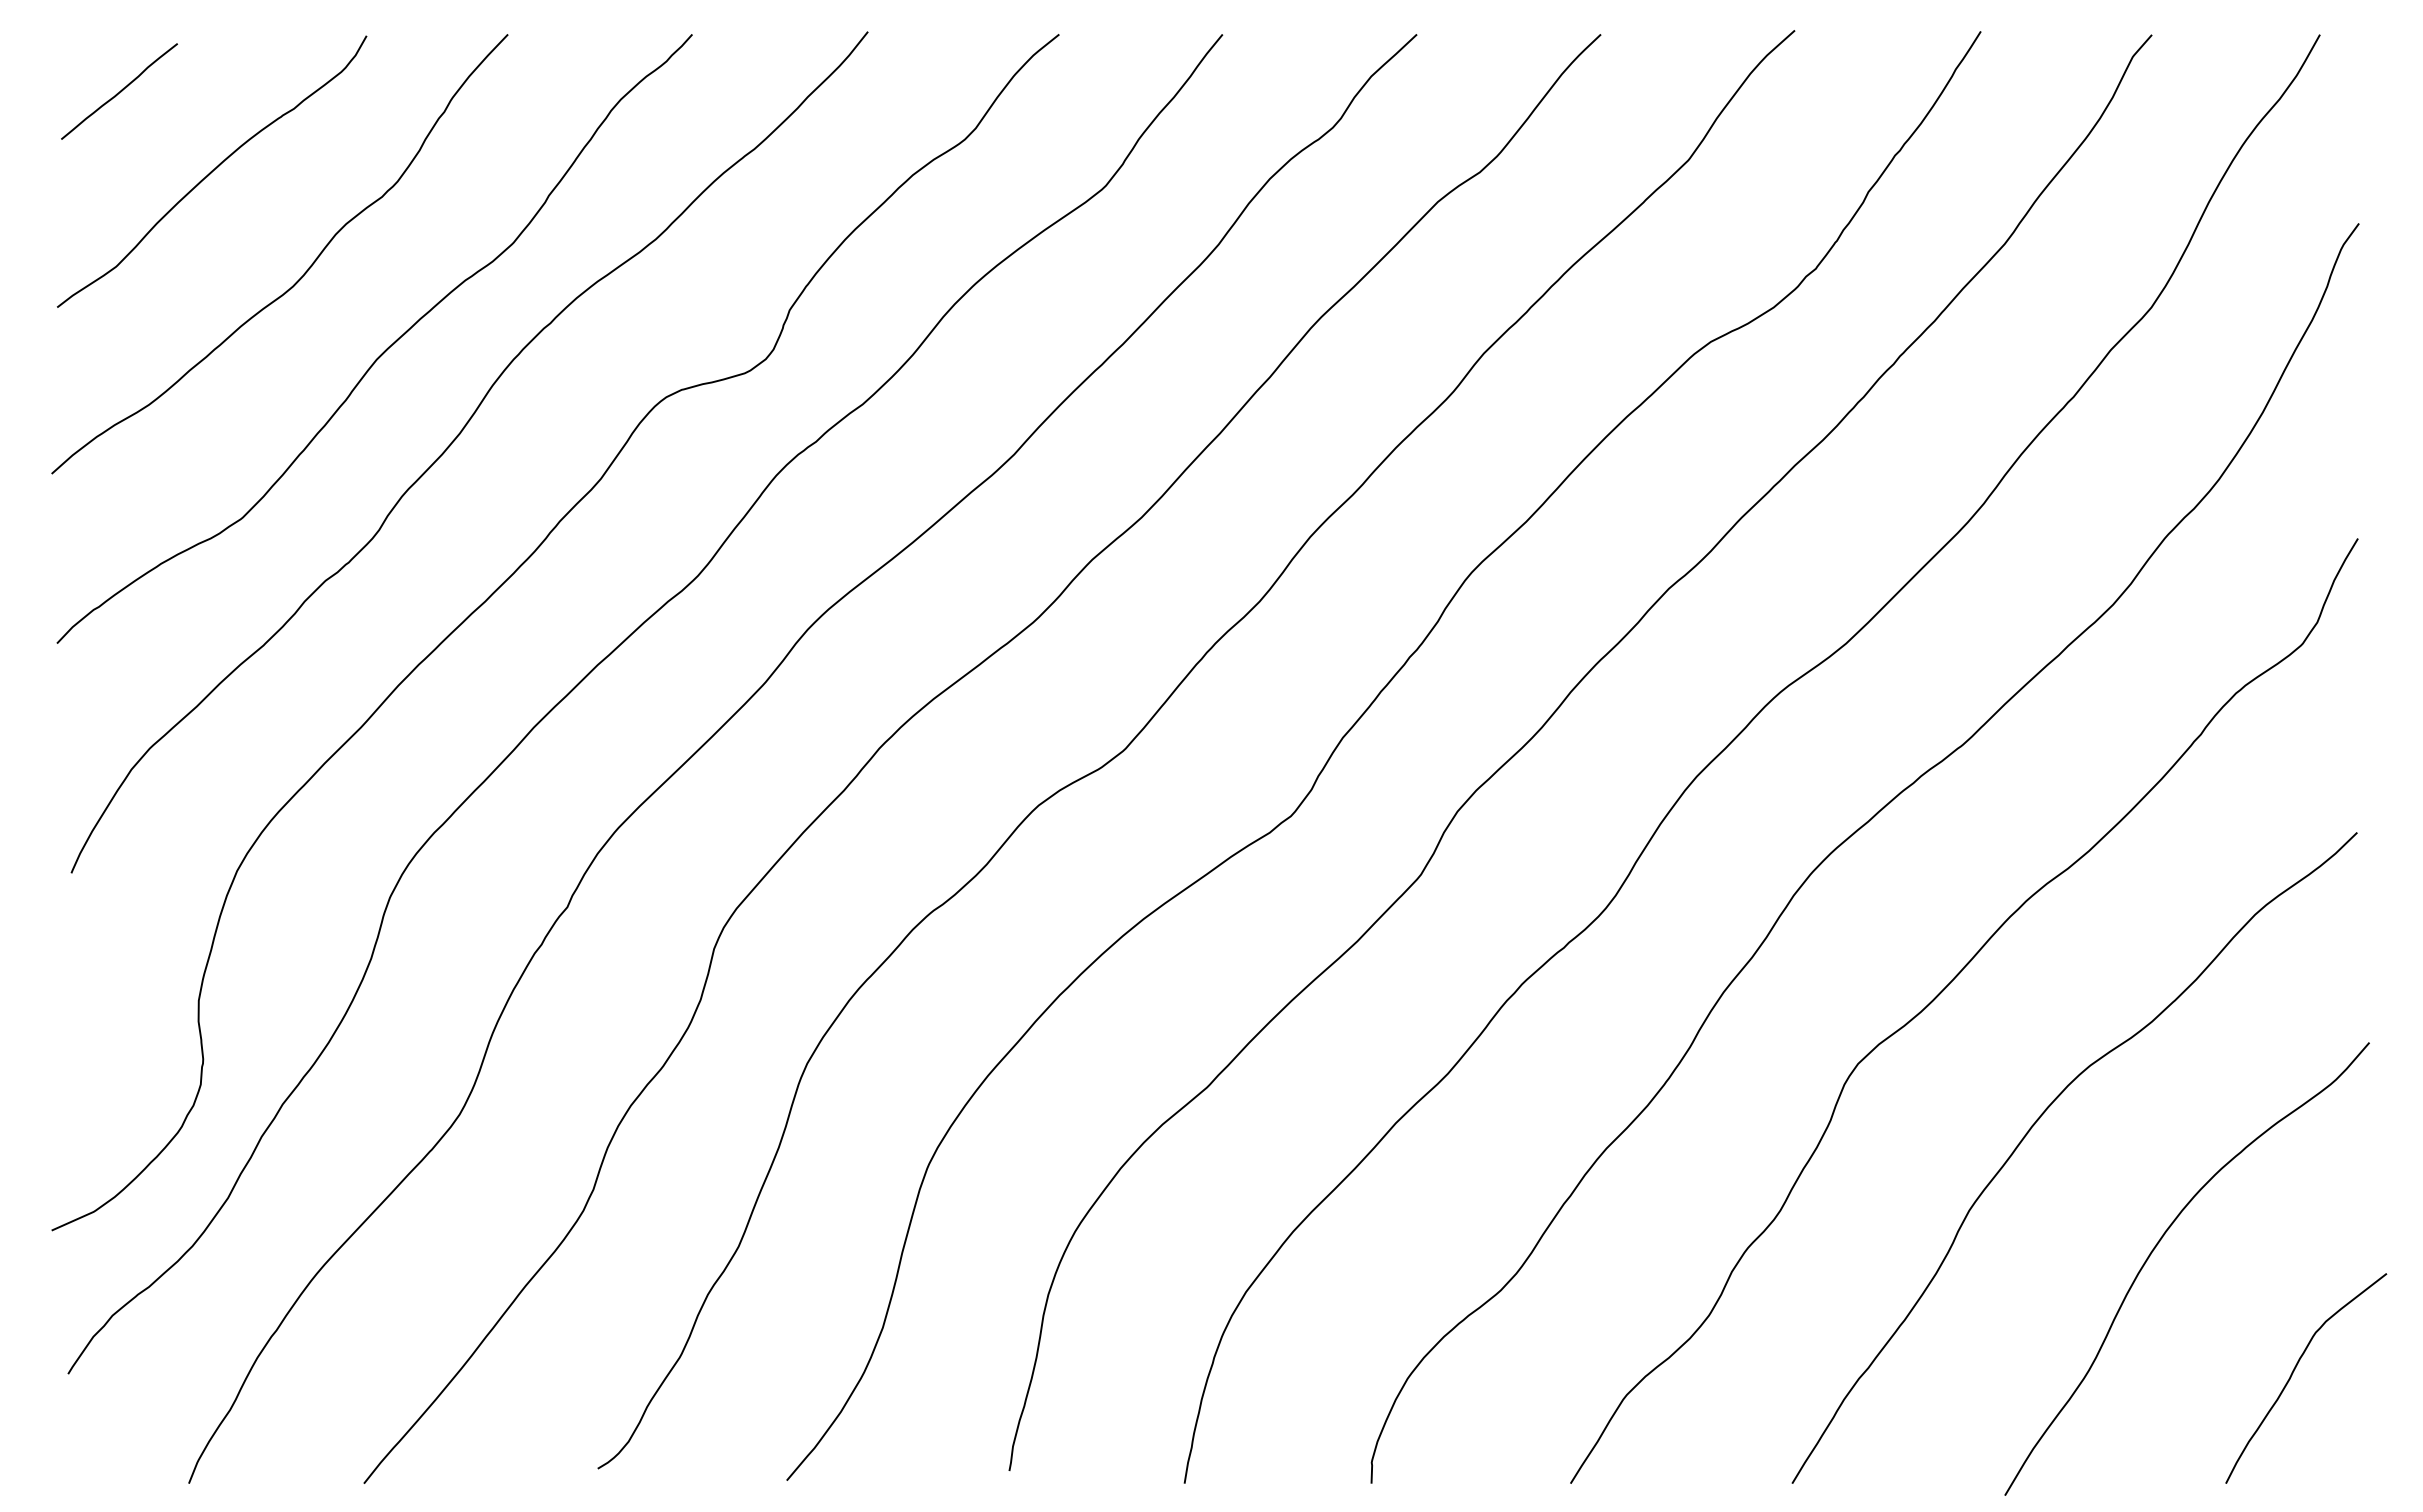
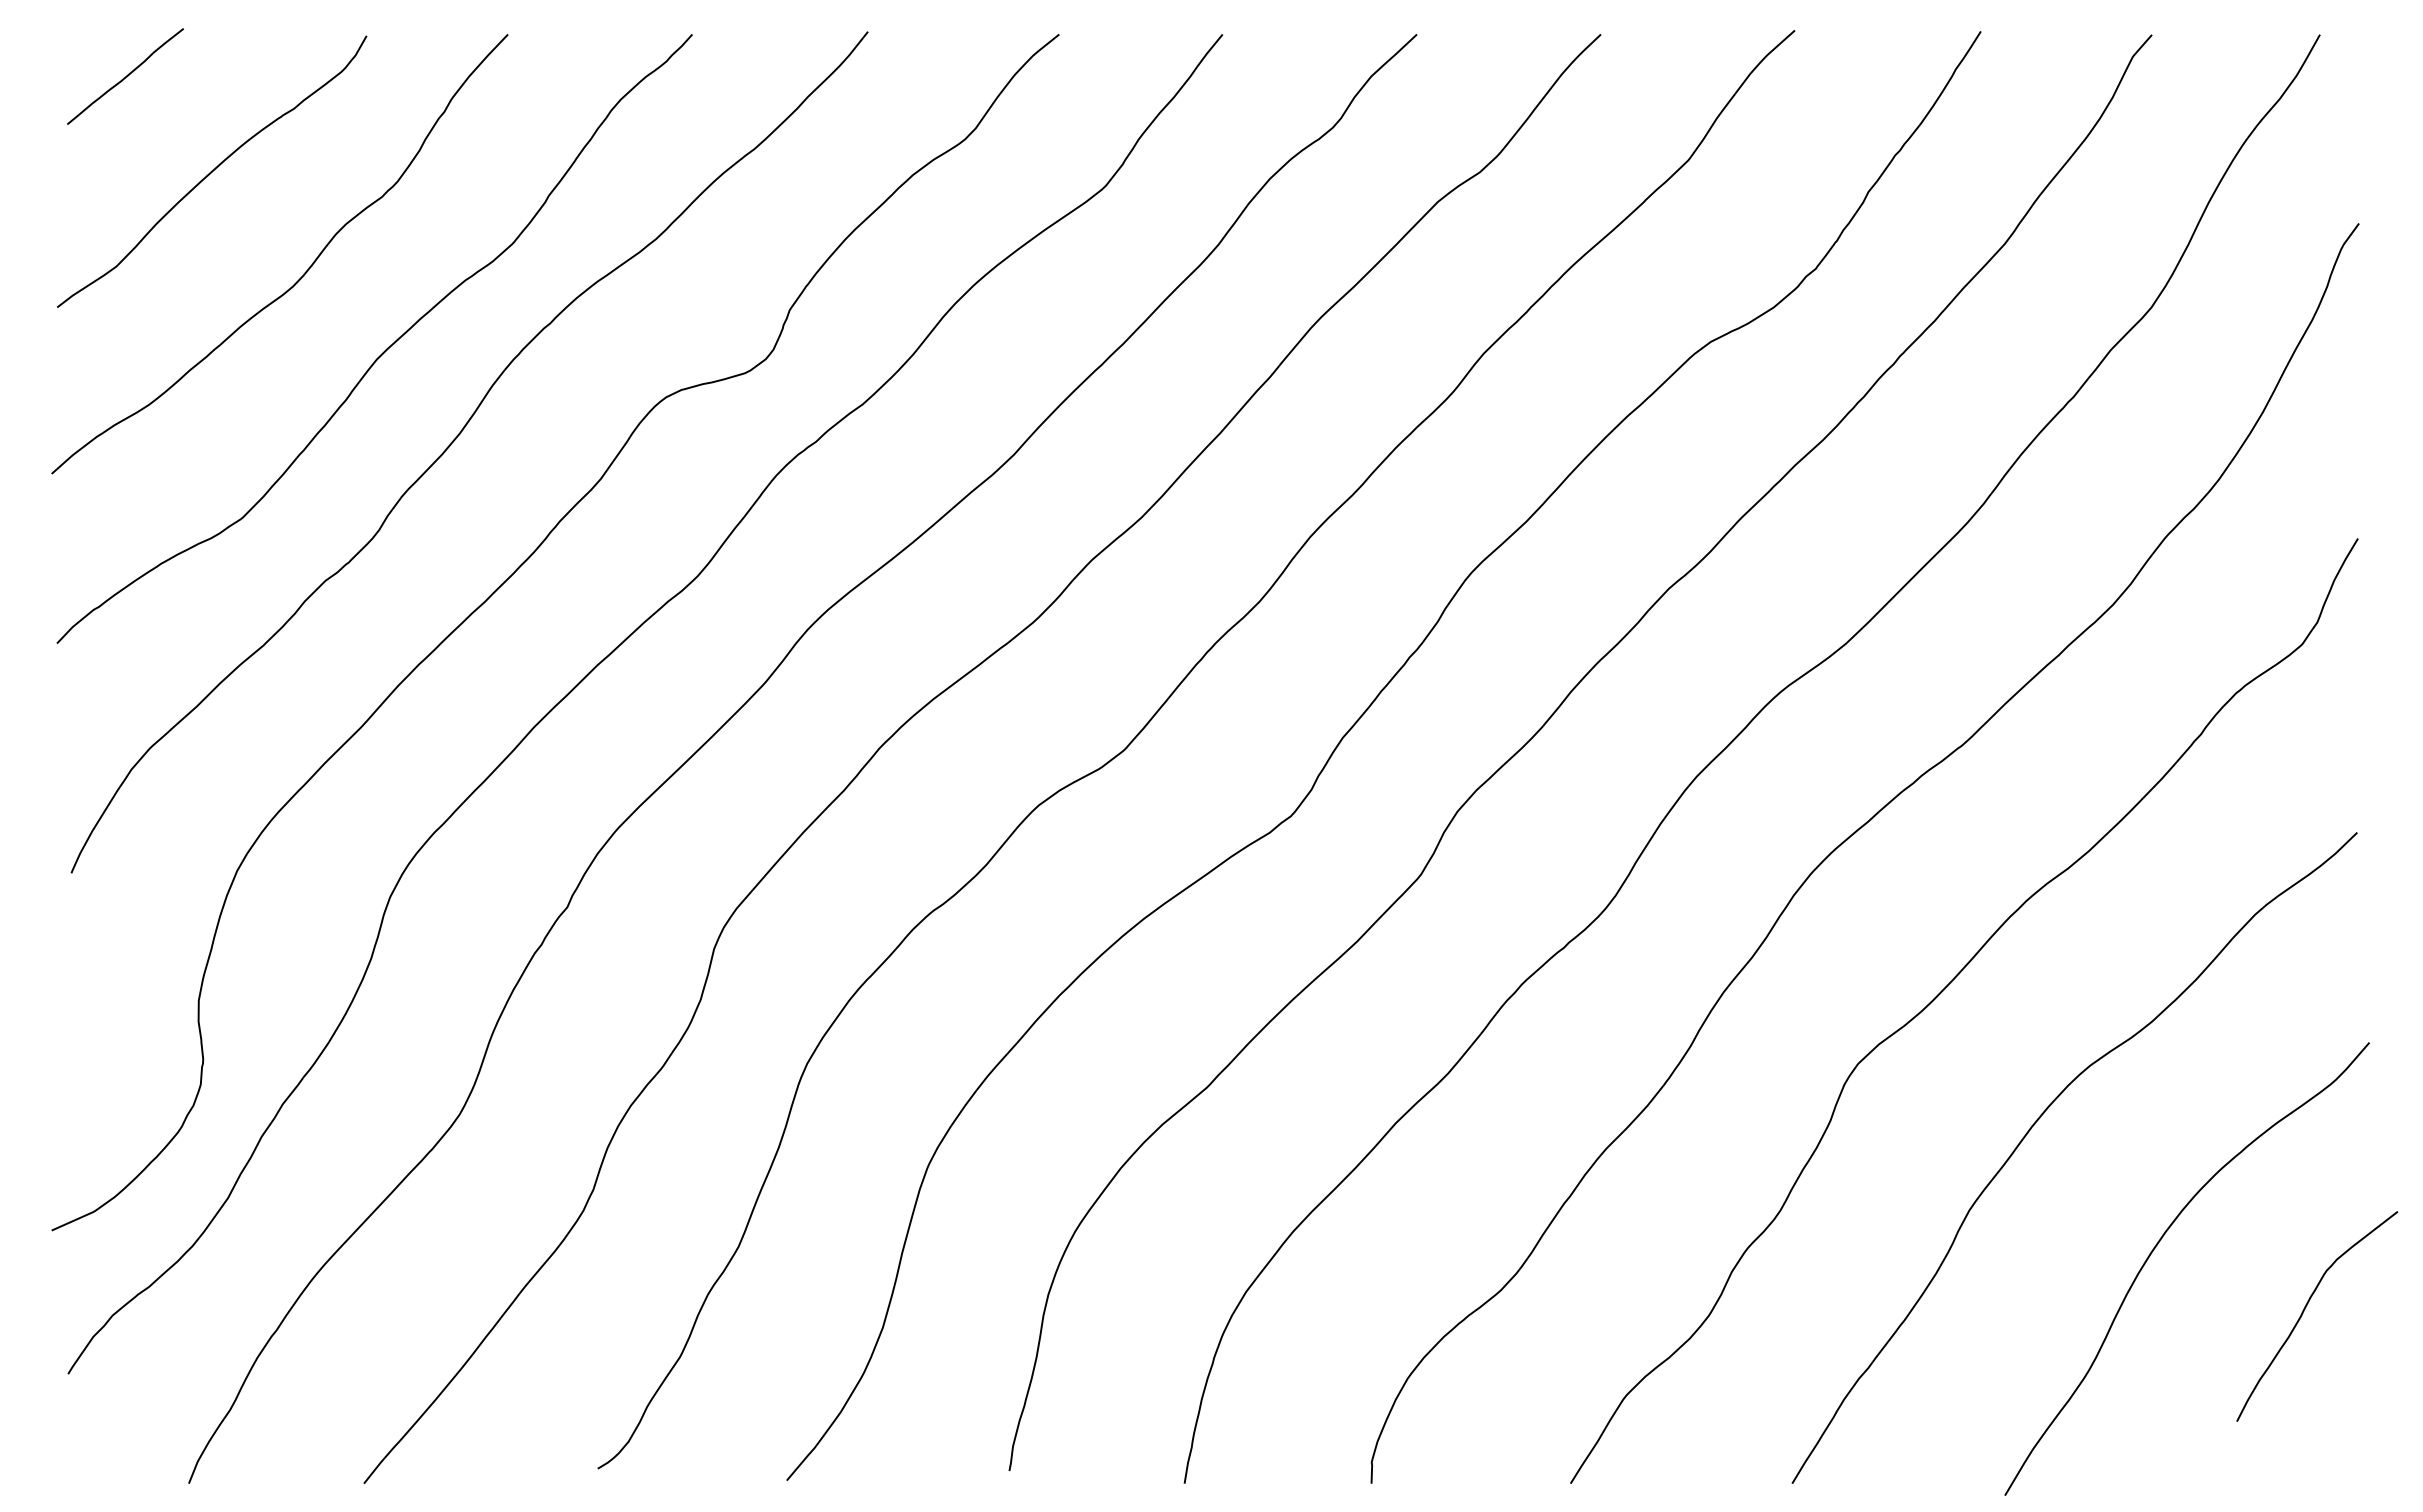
curve position: (119, 91) -> (125, 76) (125, 76)
curve position: (2294, 1371) -> (2305, 1309) (2305, 1309)
